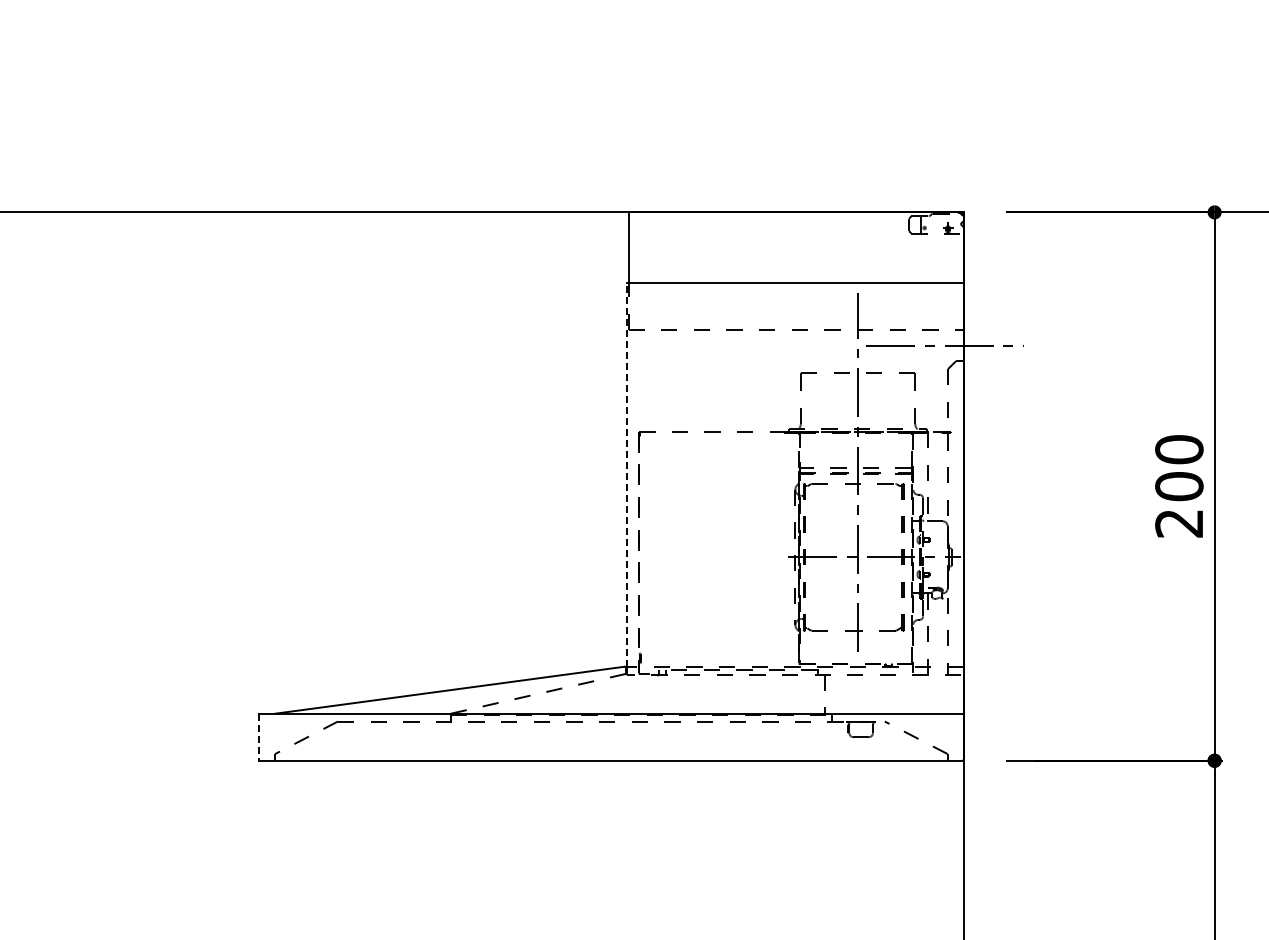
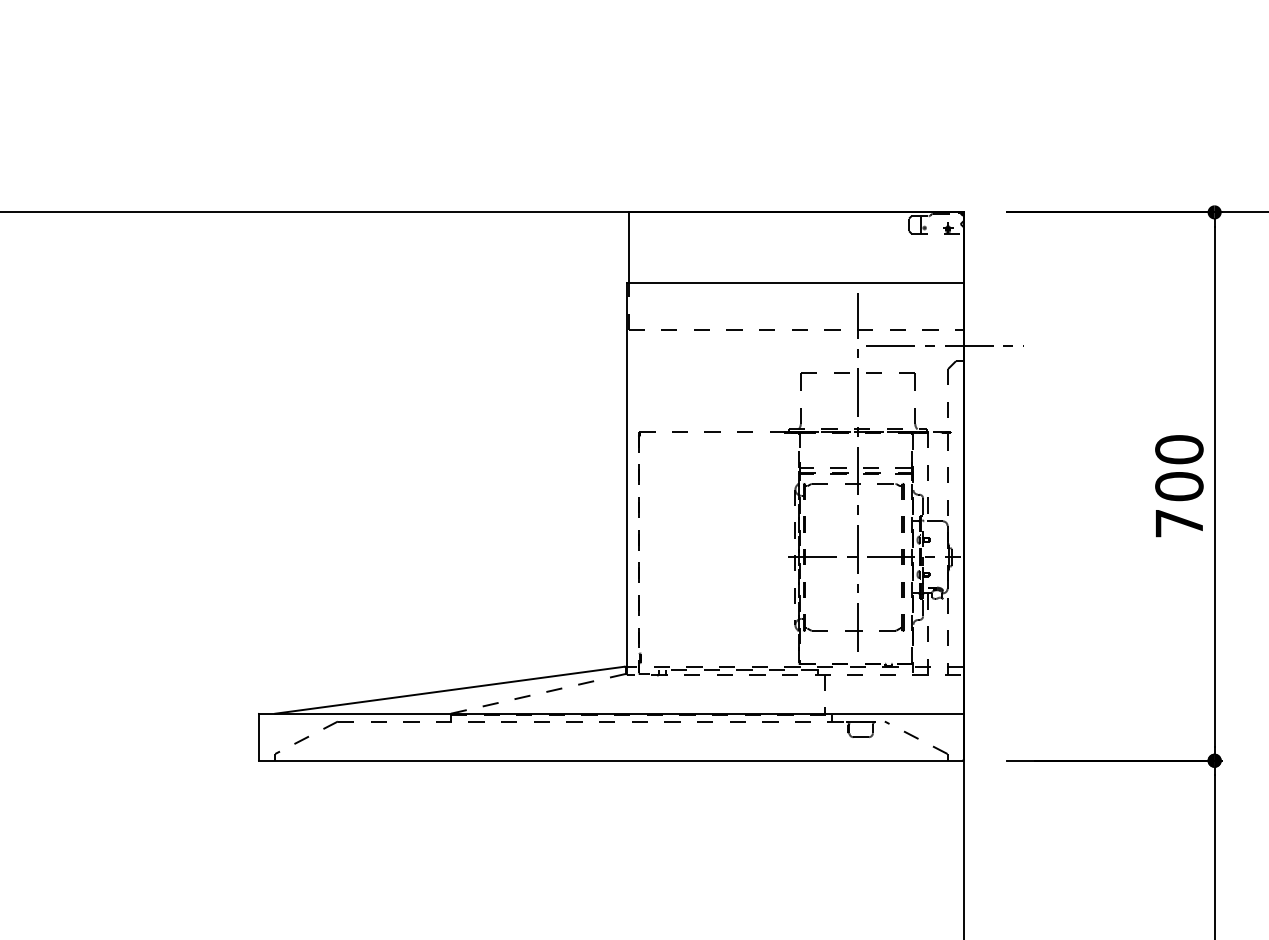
line: dashed -> solid (626, 474)
text: 200 -> 700 (1178, 523)
line: dashed -> solid (258, 737)
